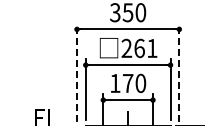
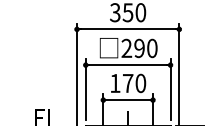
text: 261 -> 290 (145, 48)
line: dashed -> solid (77, 74)
line: dashed -> solid (179, 74)
